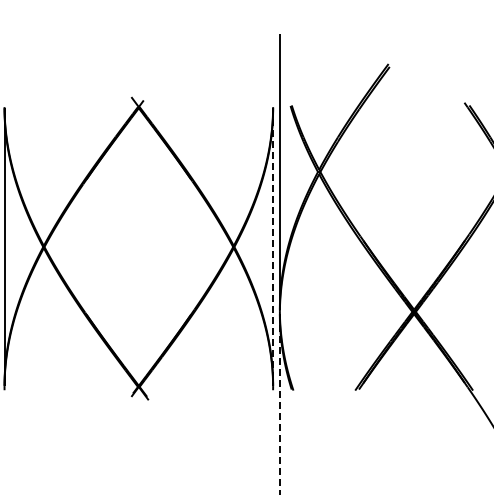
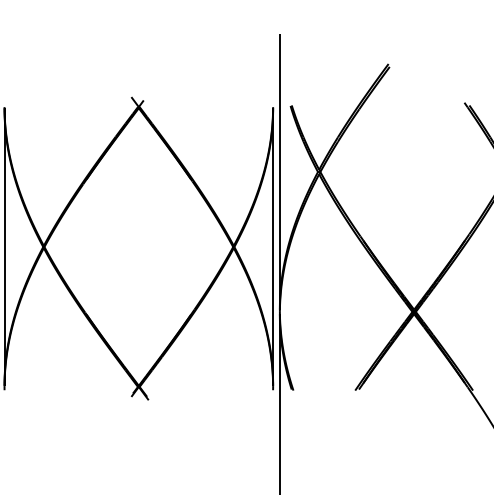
line: dashed -> solid (273, 247)
line: dashed -> solid (279, 404)
